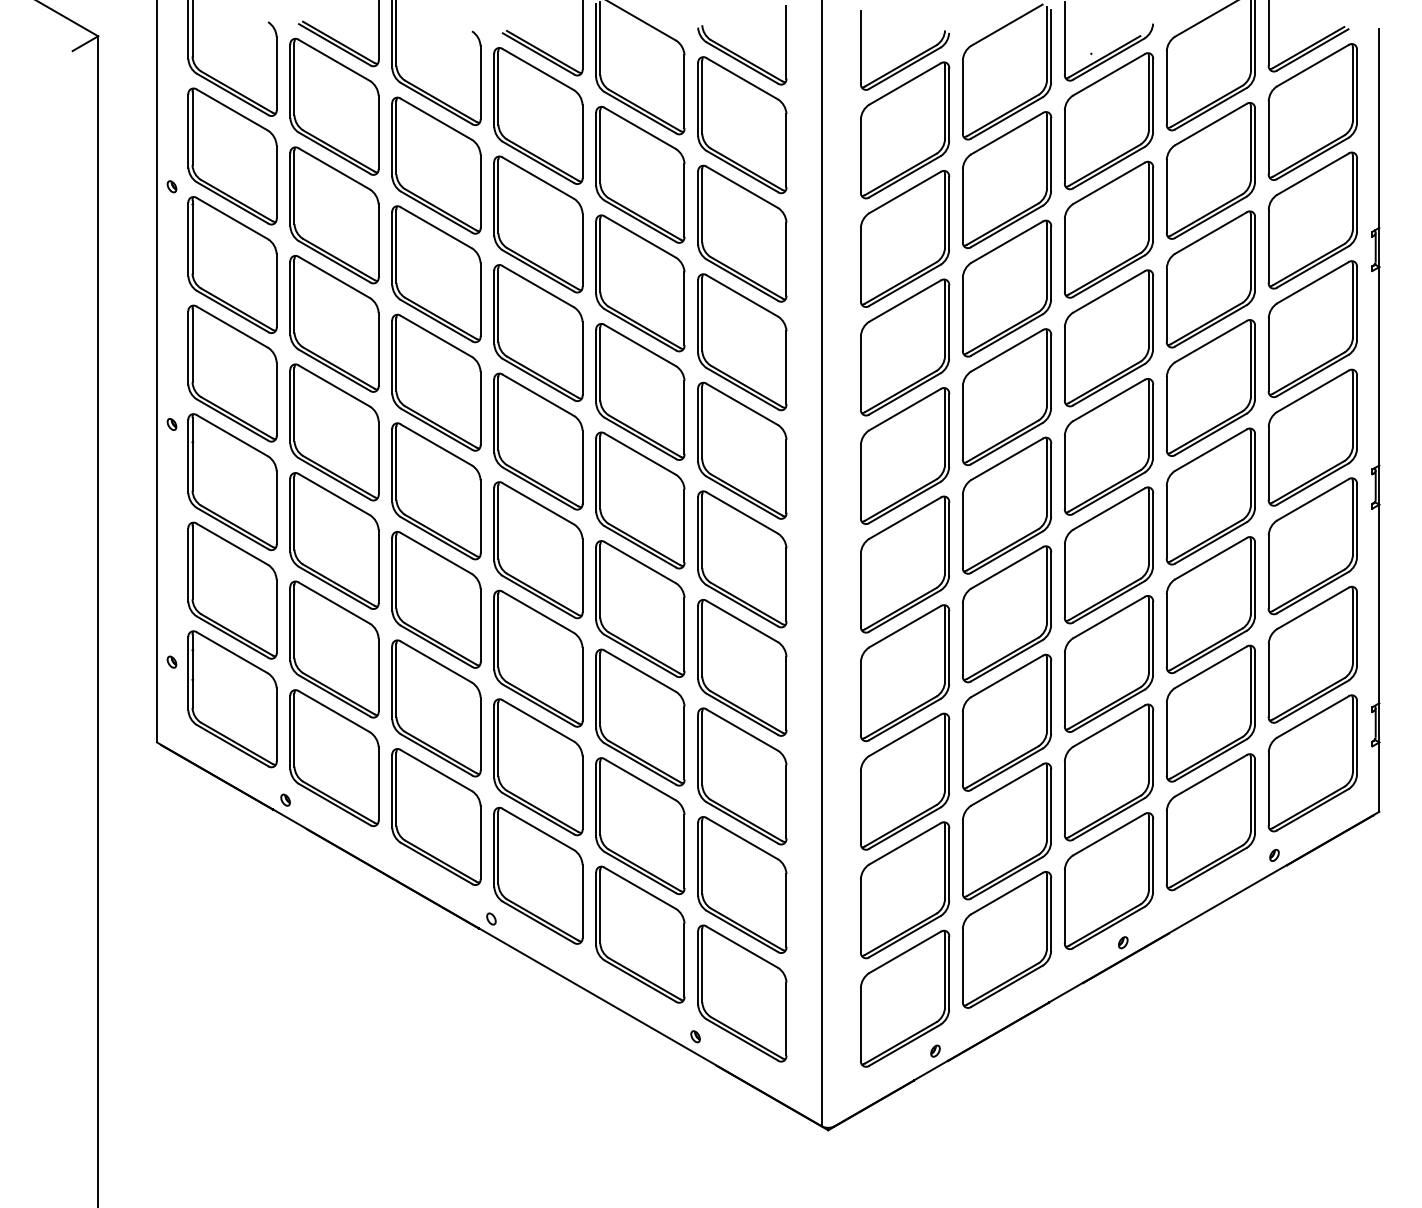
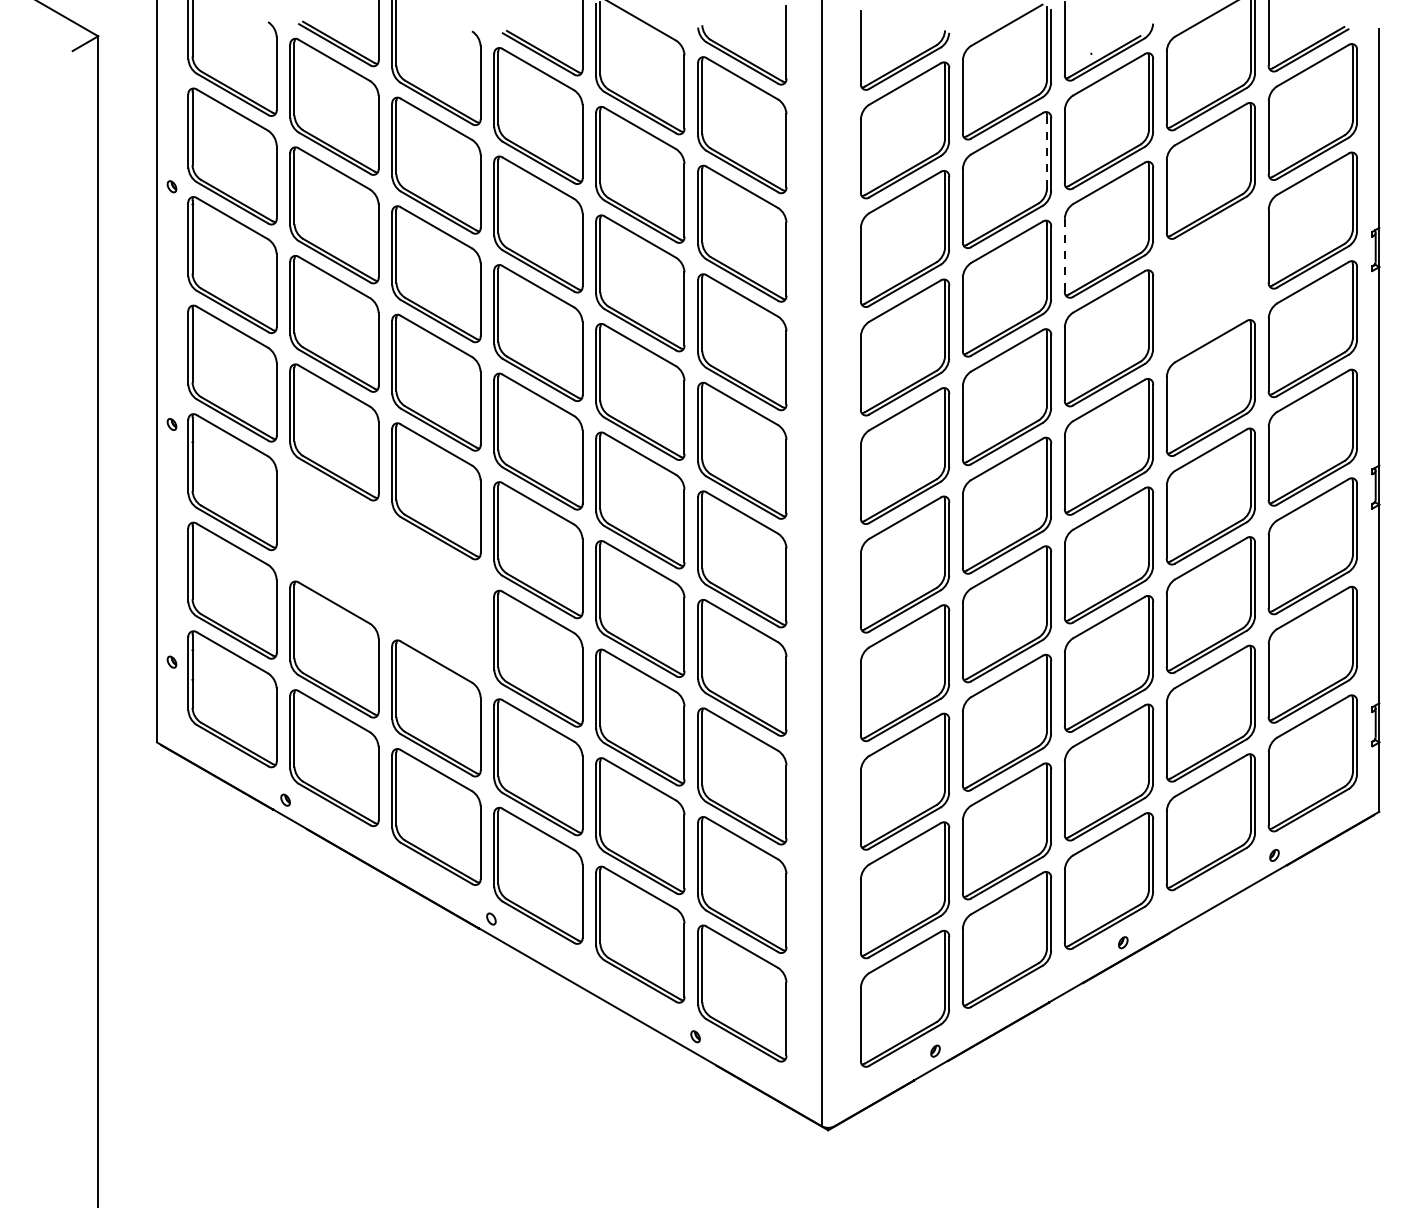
line: solid -> dashed (1046, 152)
line: solid -> dashed (1064, 255)
part: present -> none (1210, 279)
part: present -> none (334, 540)
part: present -> none (436, 599)
